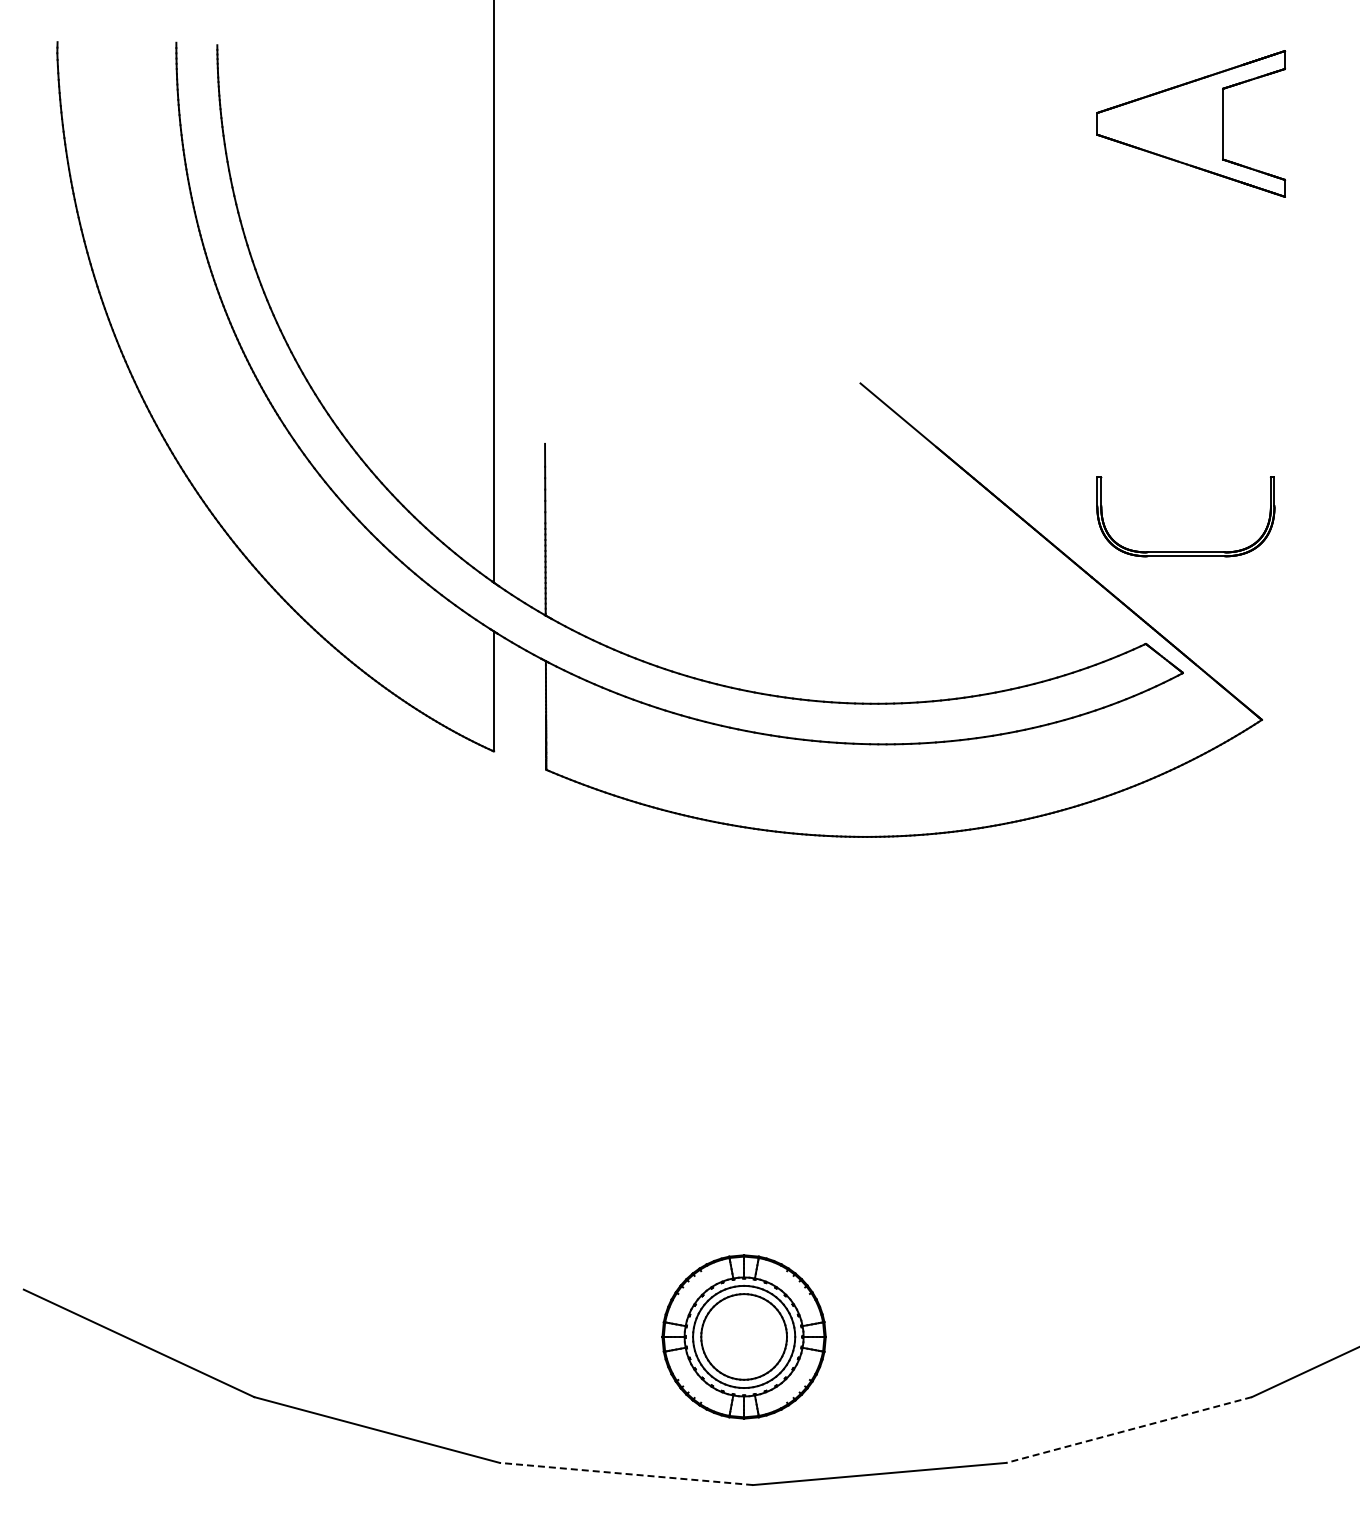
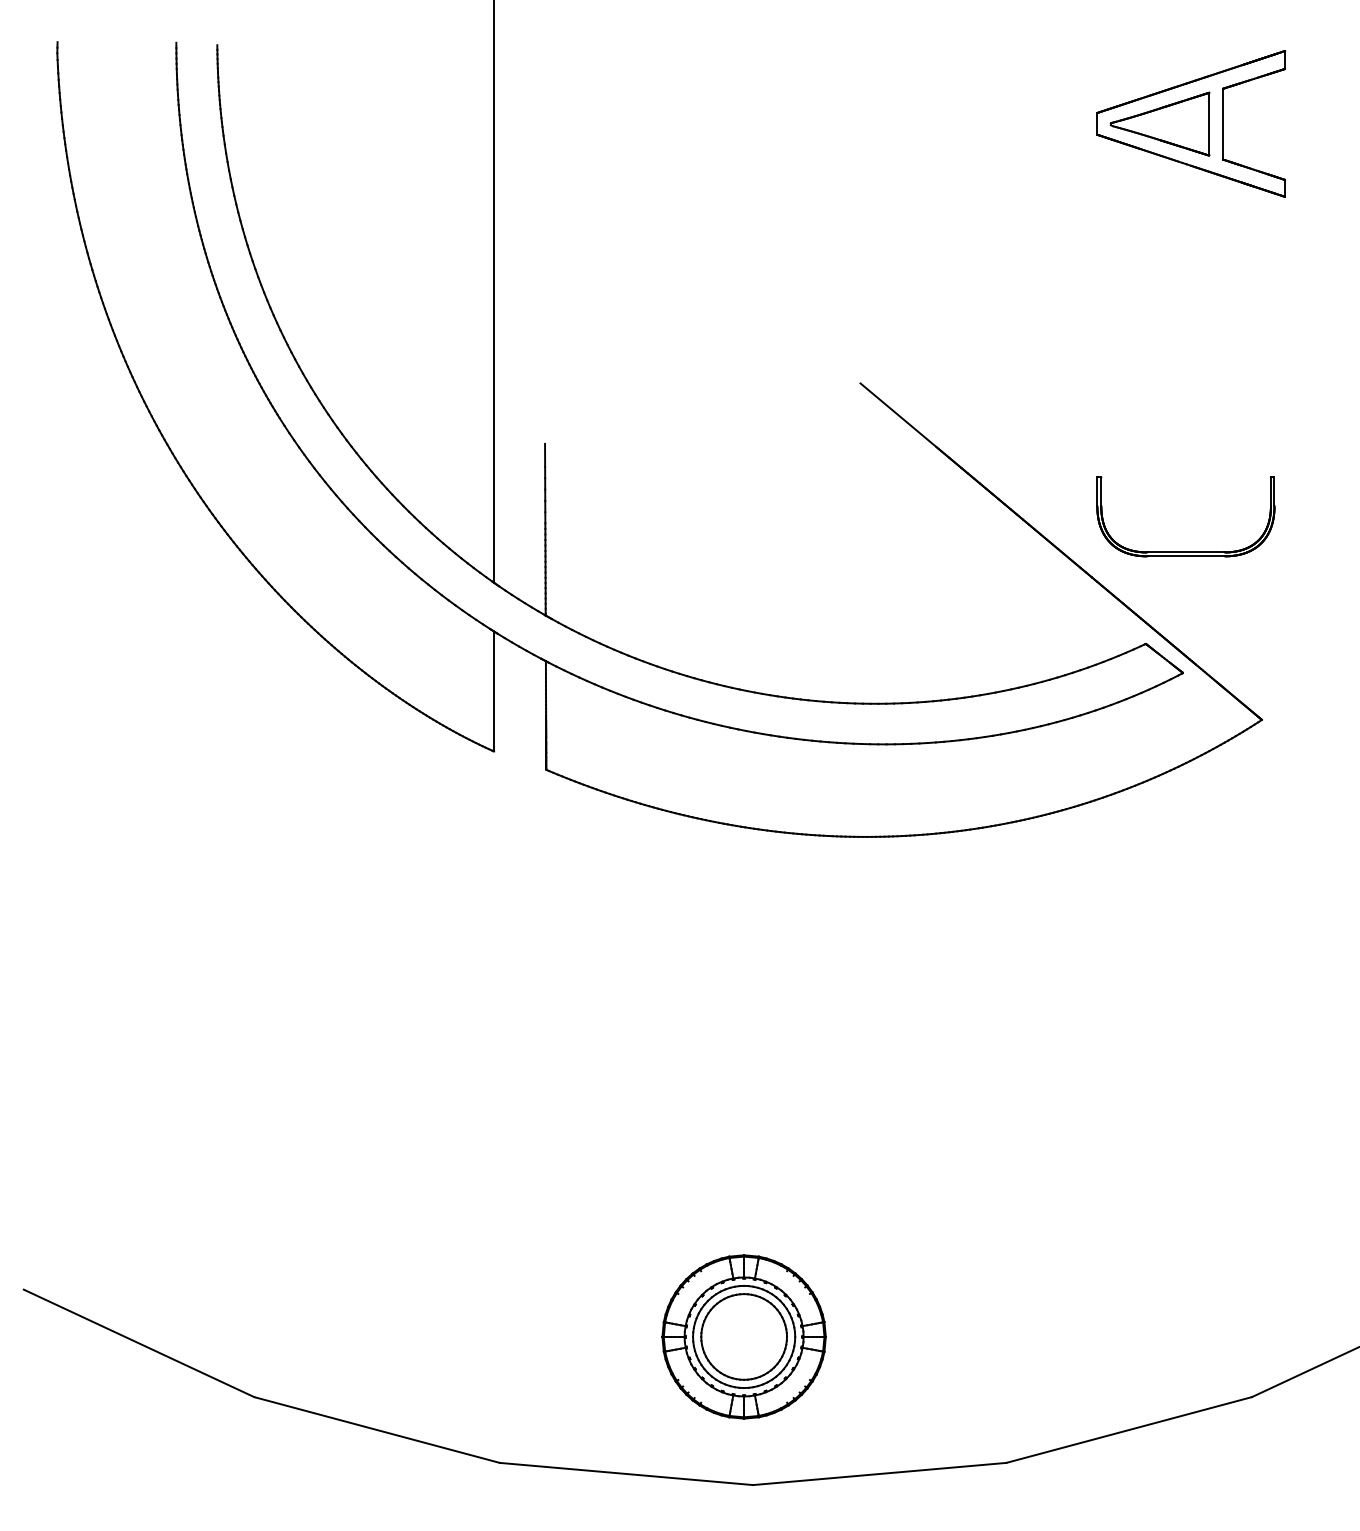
part: none -> present (1159, 123)
line: dashed -> solid (1128, 1430)
line: dashed -> solid (625, 1473)
